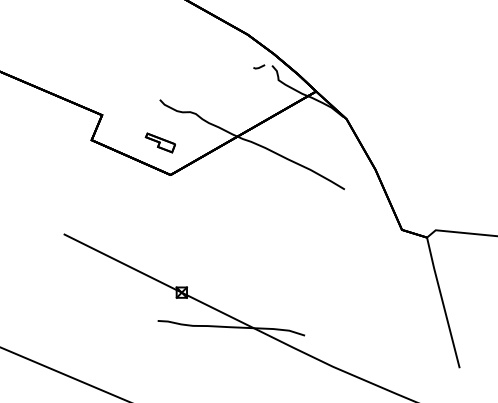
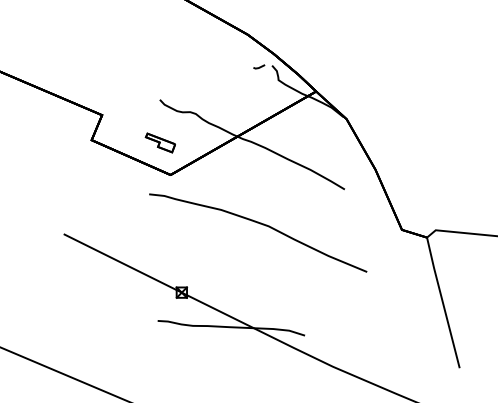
curve: none -> present (262, 225)
